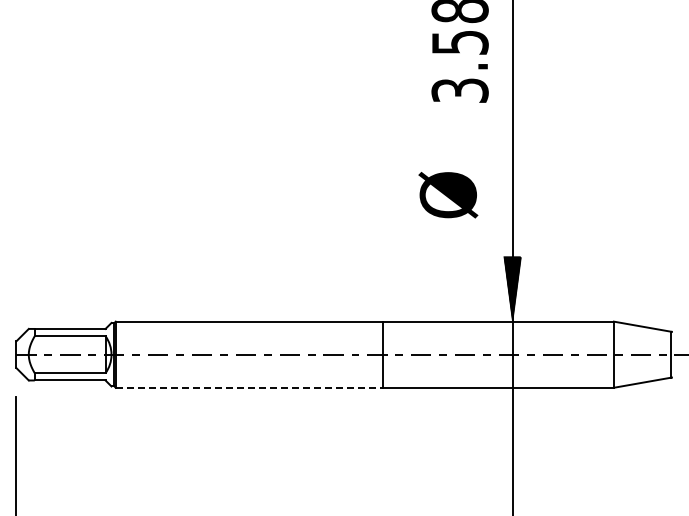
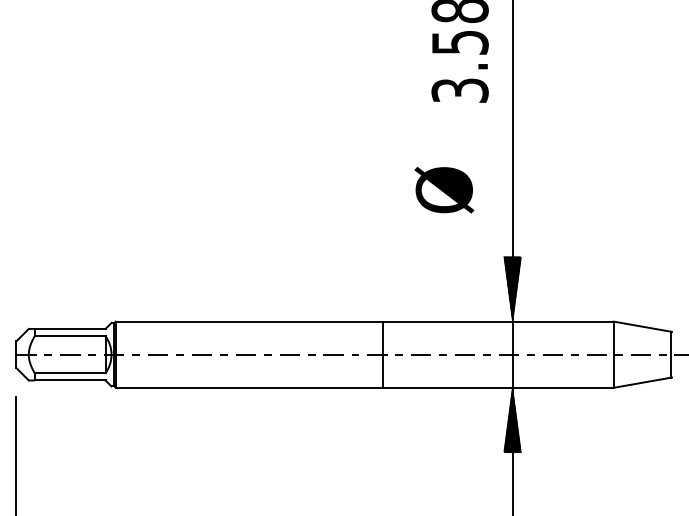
text position: (448, 195) -> (444, 190) (444, 190)
line: dashed -> solid (249, 387)
hatch: none -> present (512, 420)
